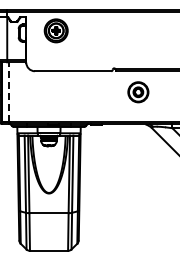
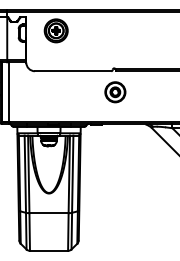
line: dashed -> solid (8, 92)
part position: (138, 92) -> (115, 92) (115, 92)
